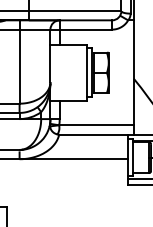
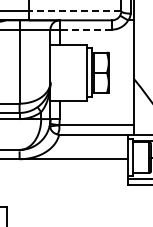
line: solid -> dashed (74, 11)
line: solid -> dashed (85, 29)
